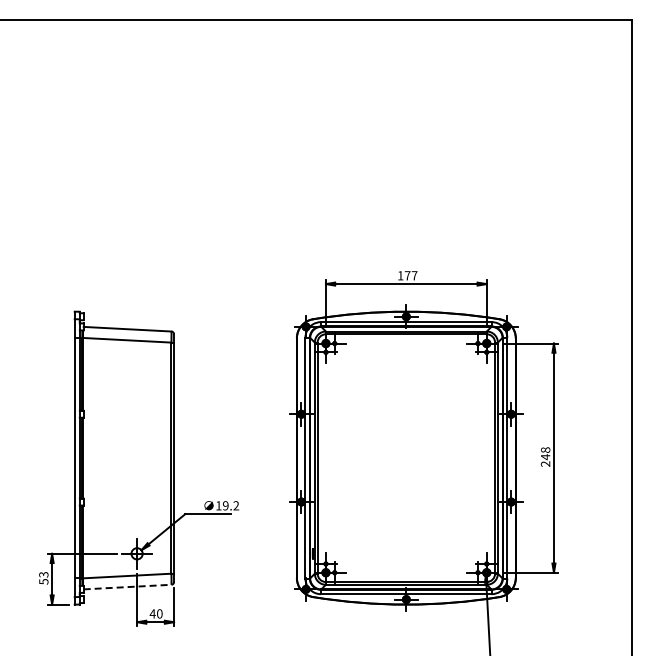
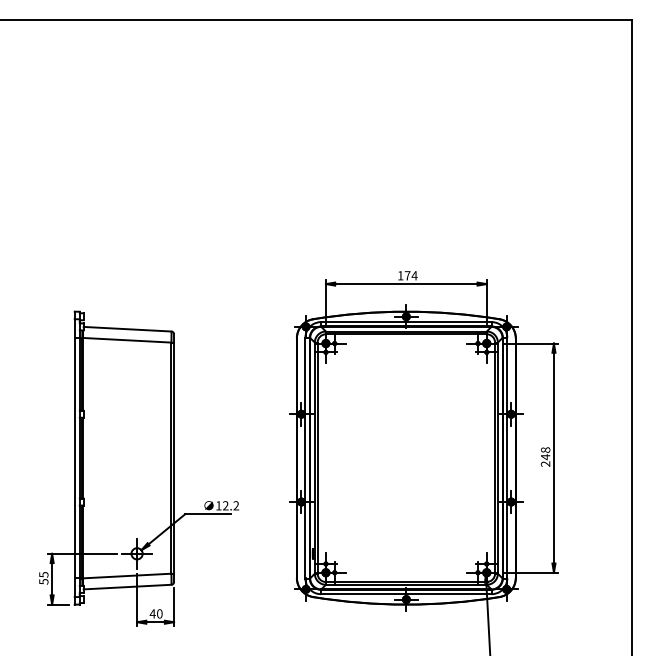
text: 177 -> 174 (414, 275)
text: 19.2 -> 12.2 (225, 505)
text: 53 -> 55 (43, 574)
line: dashed -> solid (127, 587)
